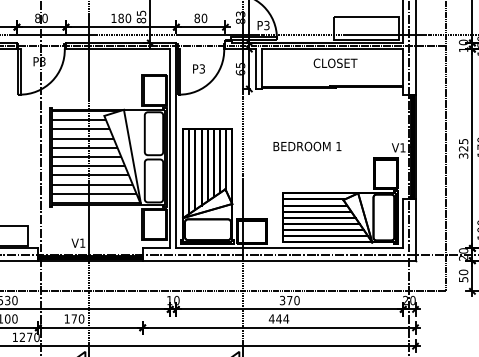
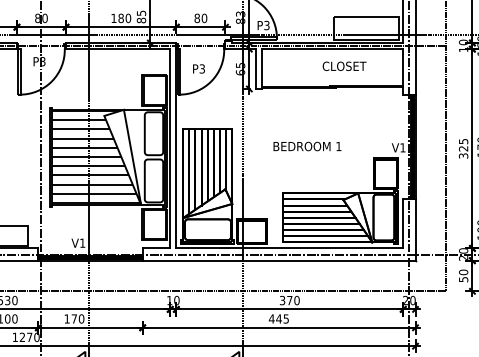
text position: (335, 62) -> (344, 65) (344, 65)
text: 444 -> 445 (286, 318)
